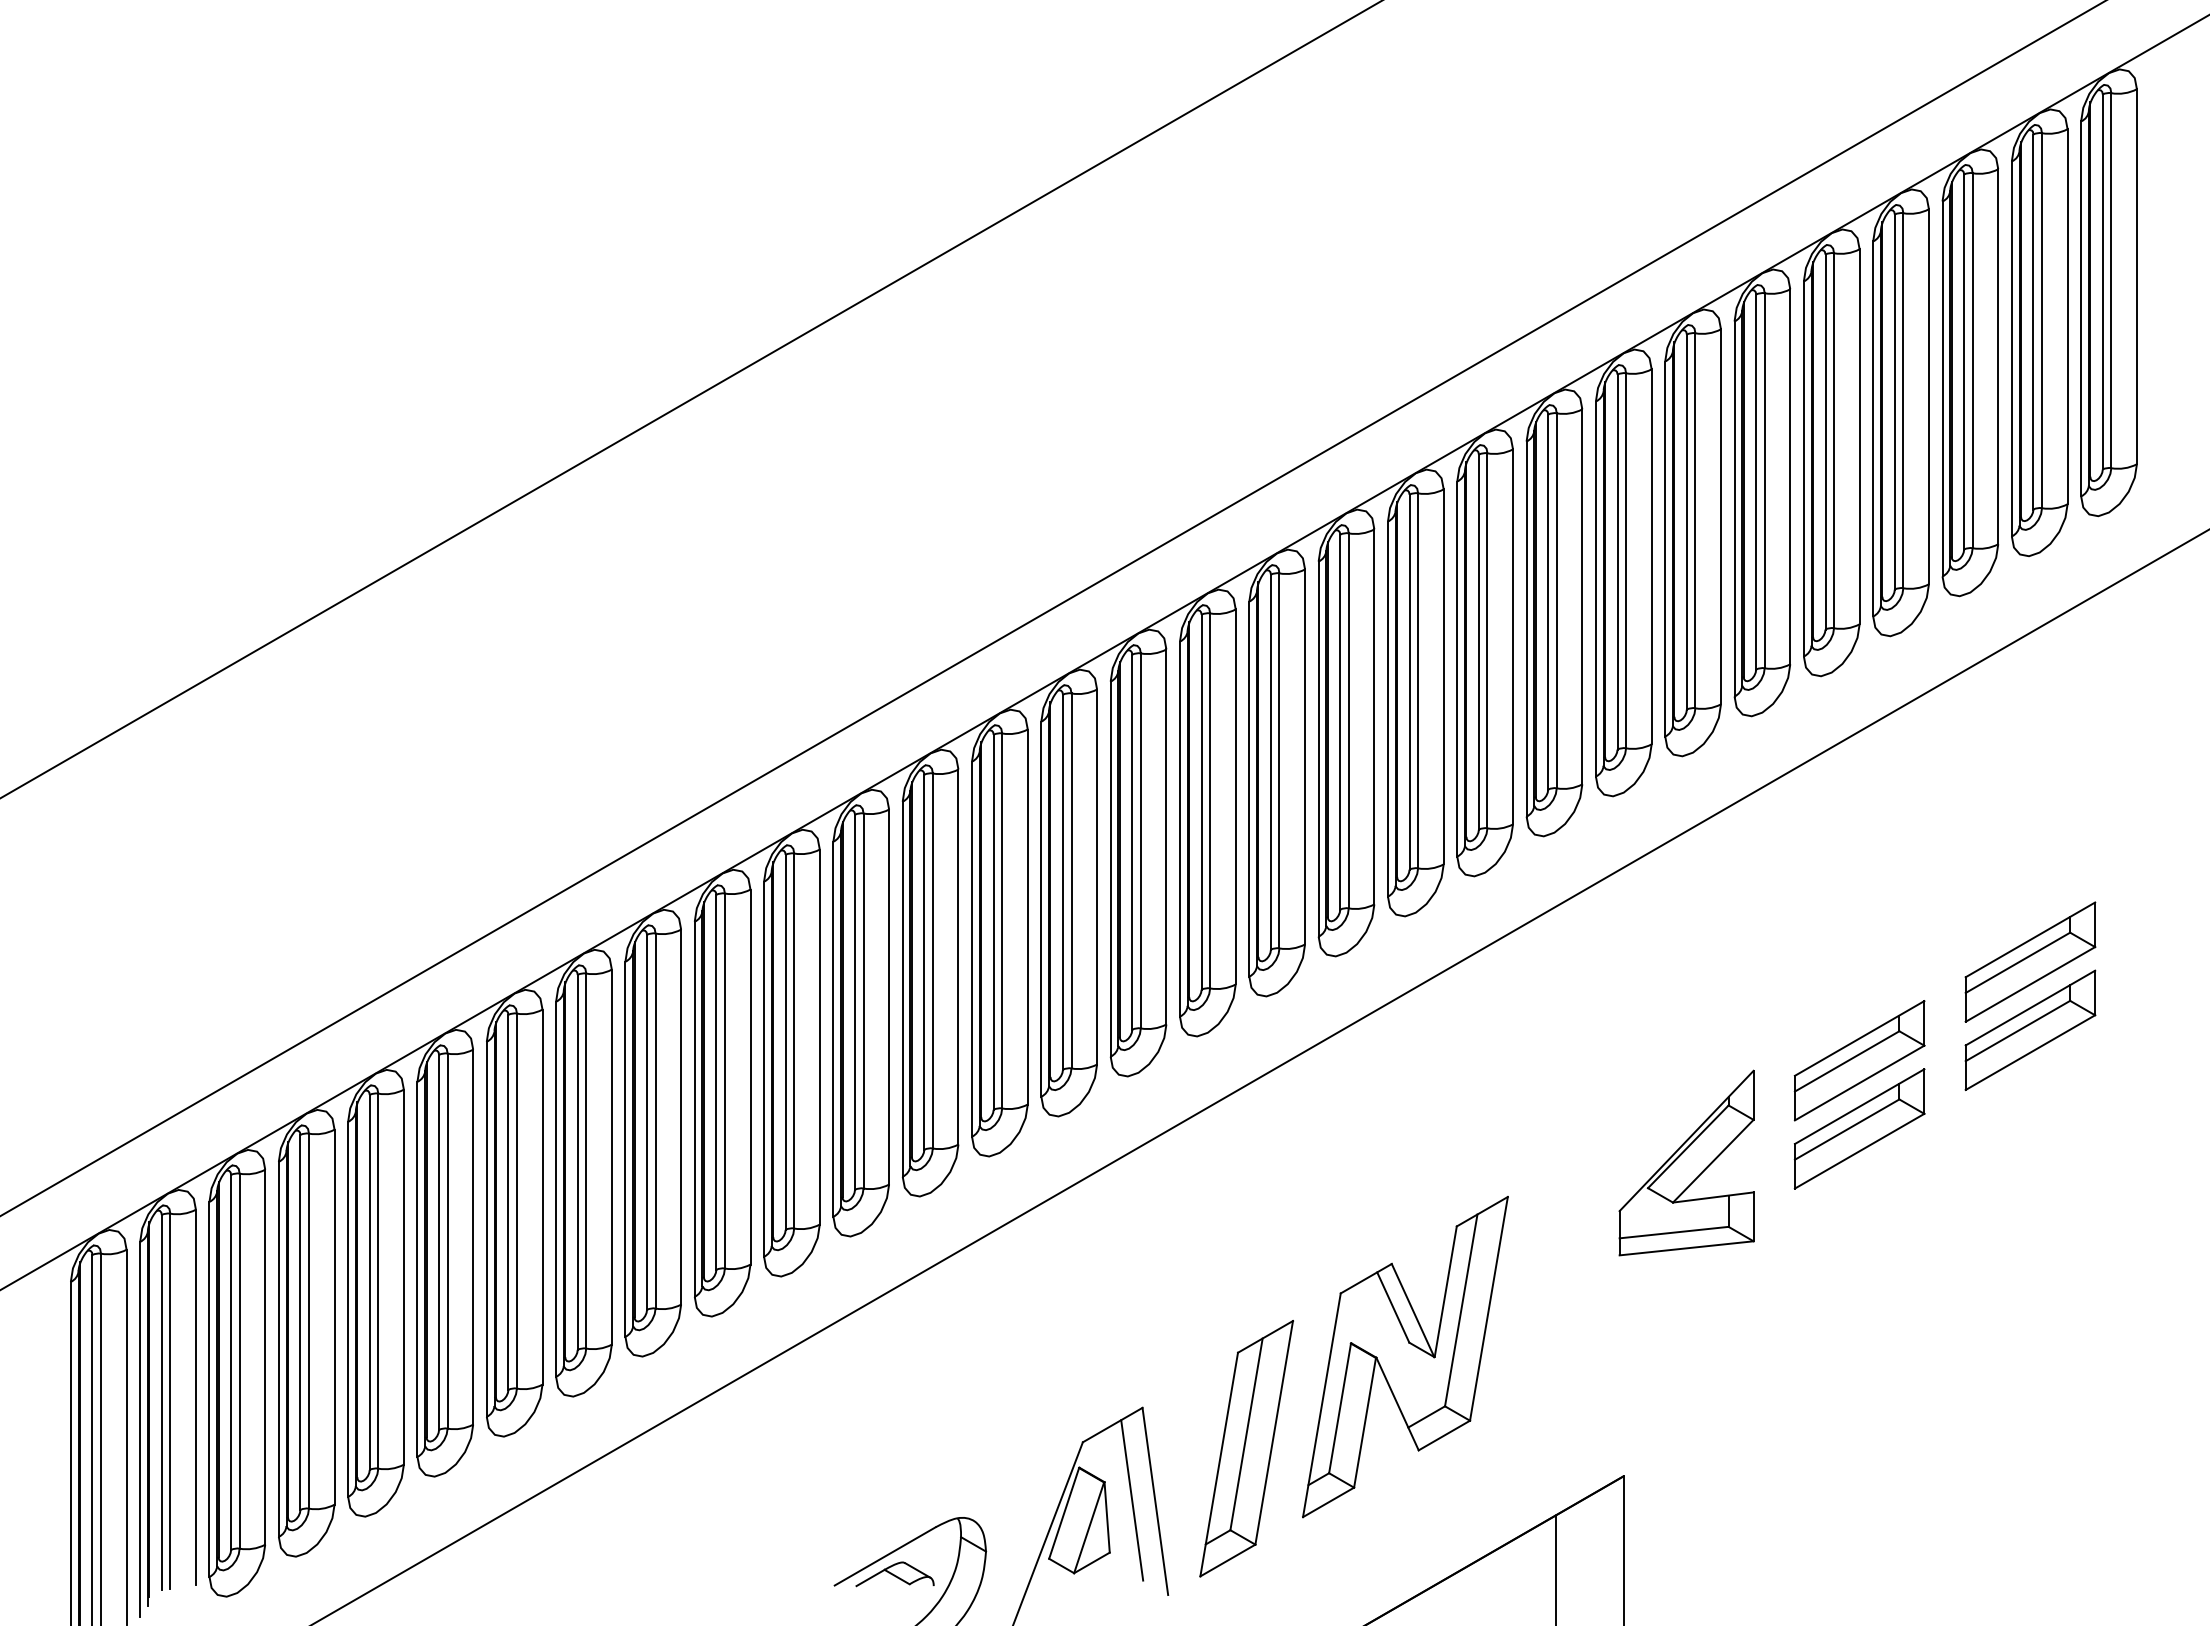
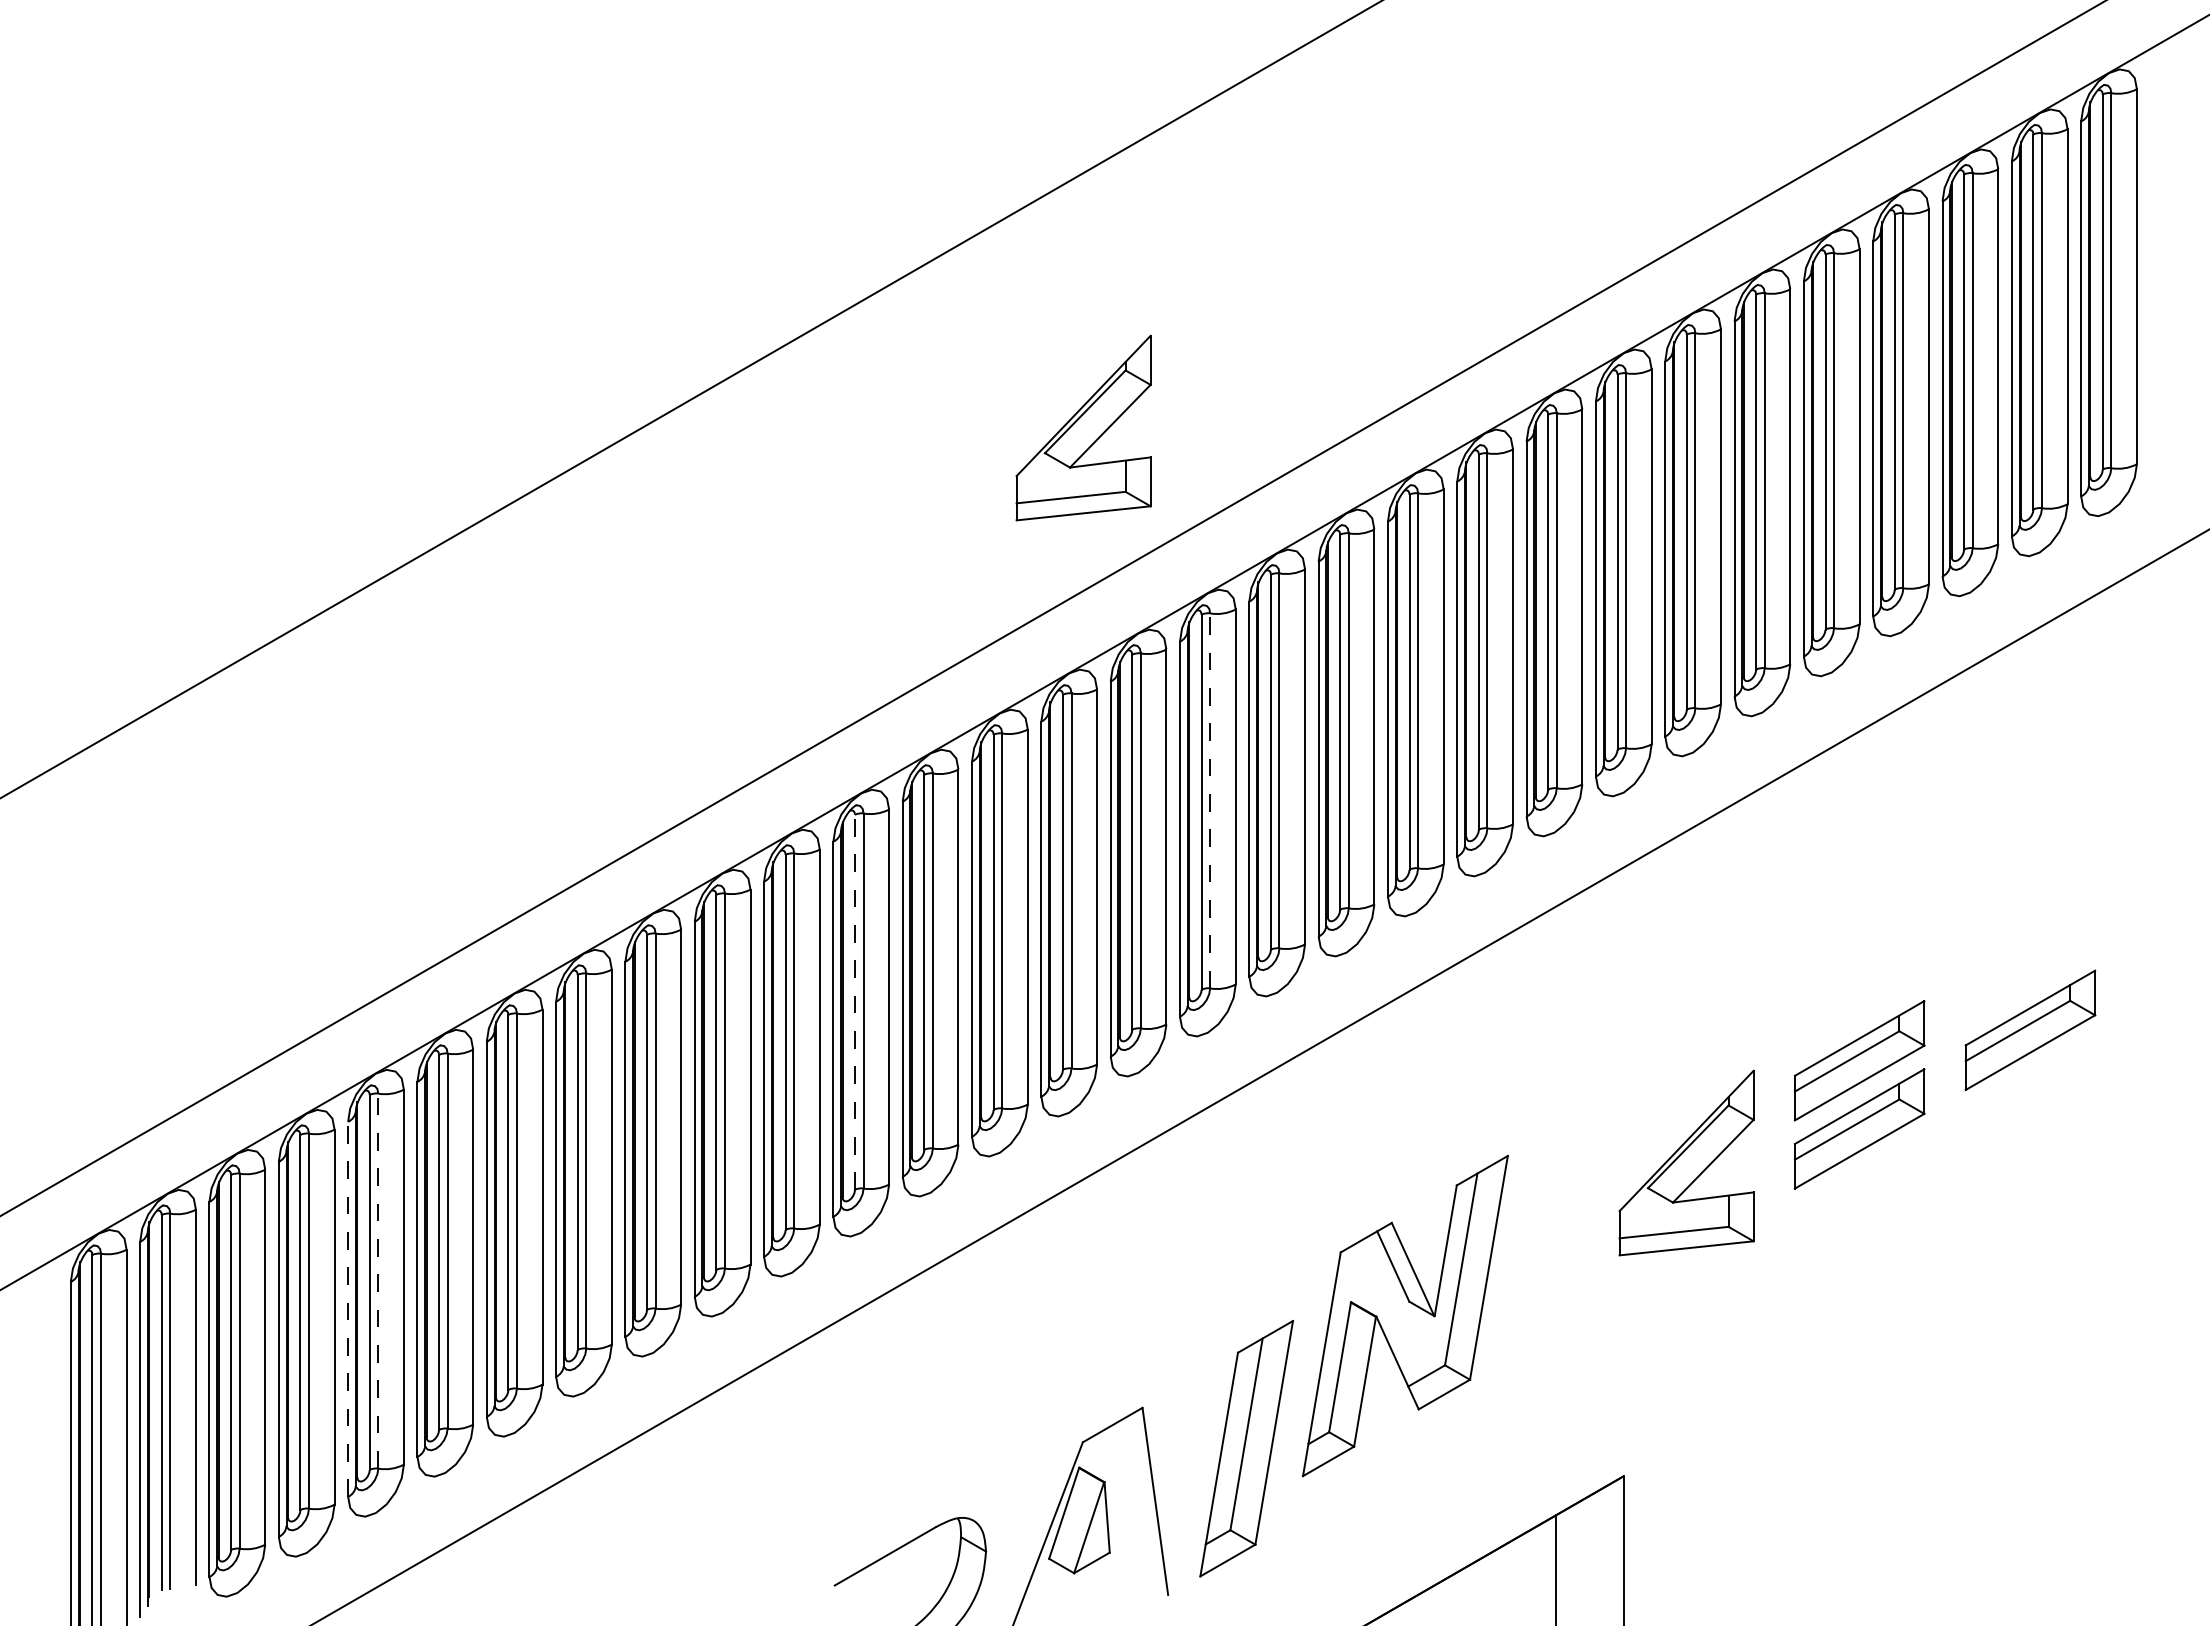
part: none -> present (1083, 427)
line: solid -> dashed (1210, 800)
part: present -> none (2030, 961)
line: solid -> dashed (855, 1002)
line: solid -> dashed (378, 1281)
line: solid -> dashed (348, 1309)
part position: (1405, 1357) -> (1405, 1316) (1405, 1316)
line: present -> none (1132, 1500)
part: present -> none (894, 1574)
